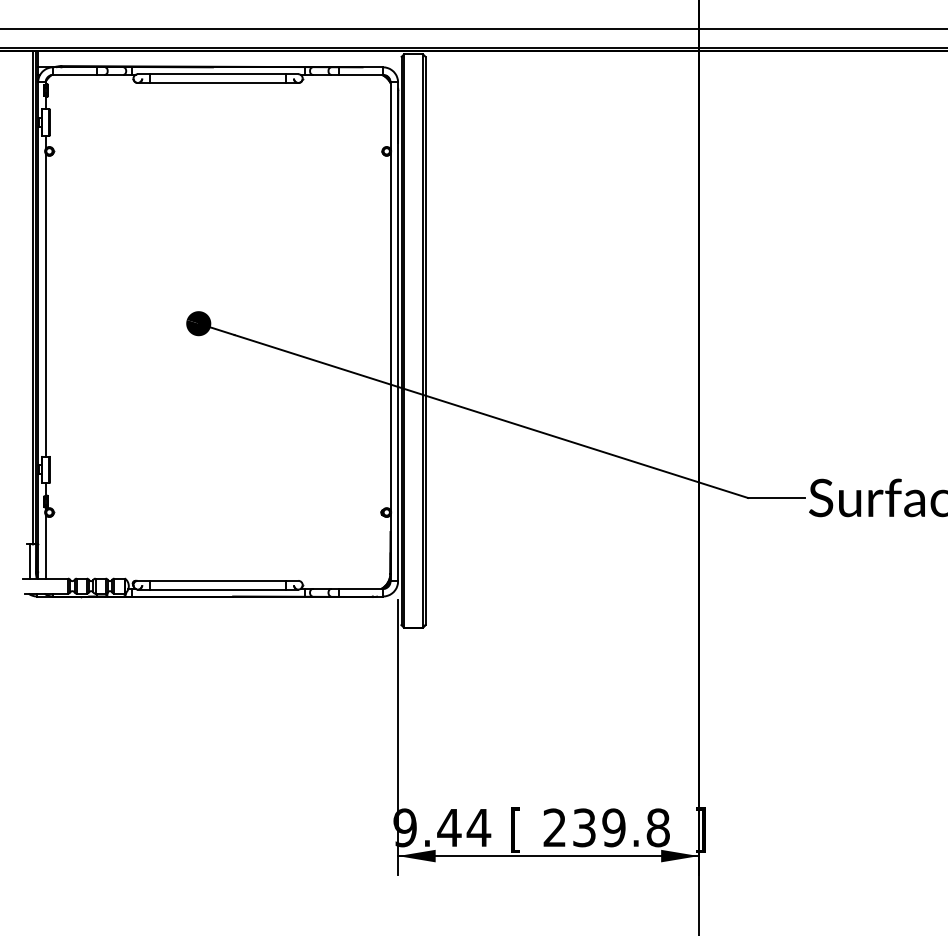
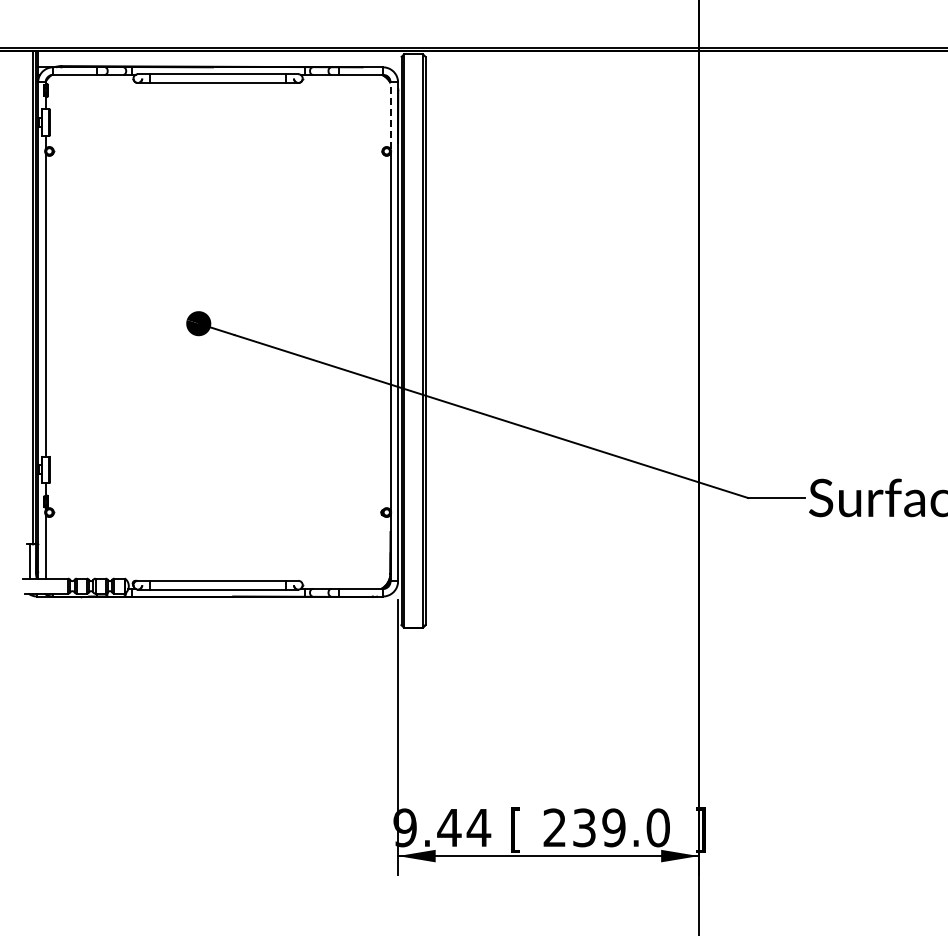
line: present -> none (473, 29)
line: solid -> dashed (390, 115)
text: 239.8 -> 239.0 (657, 827)
